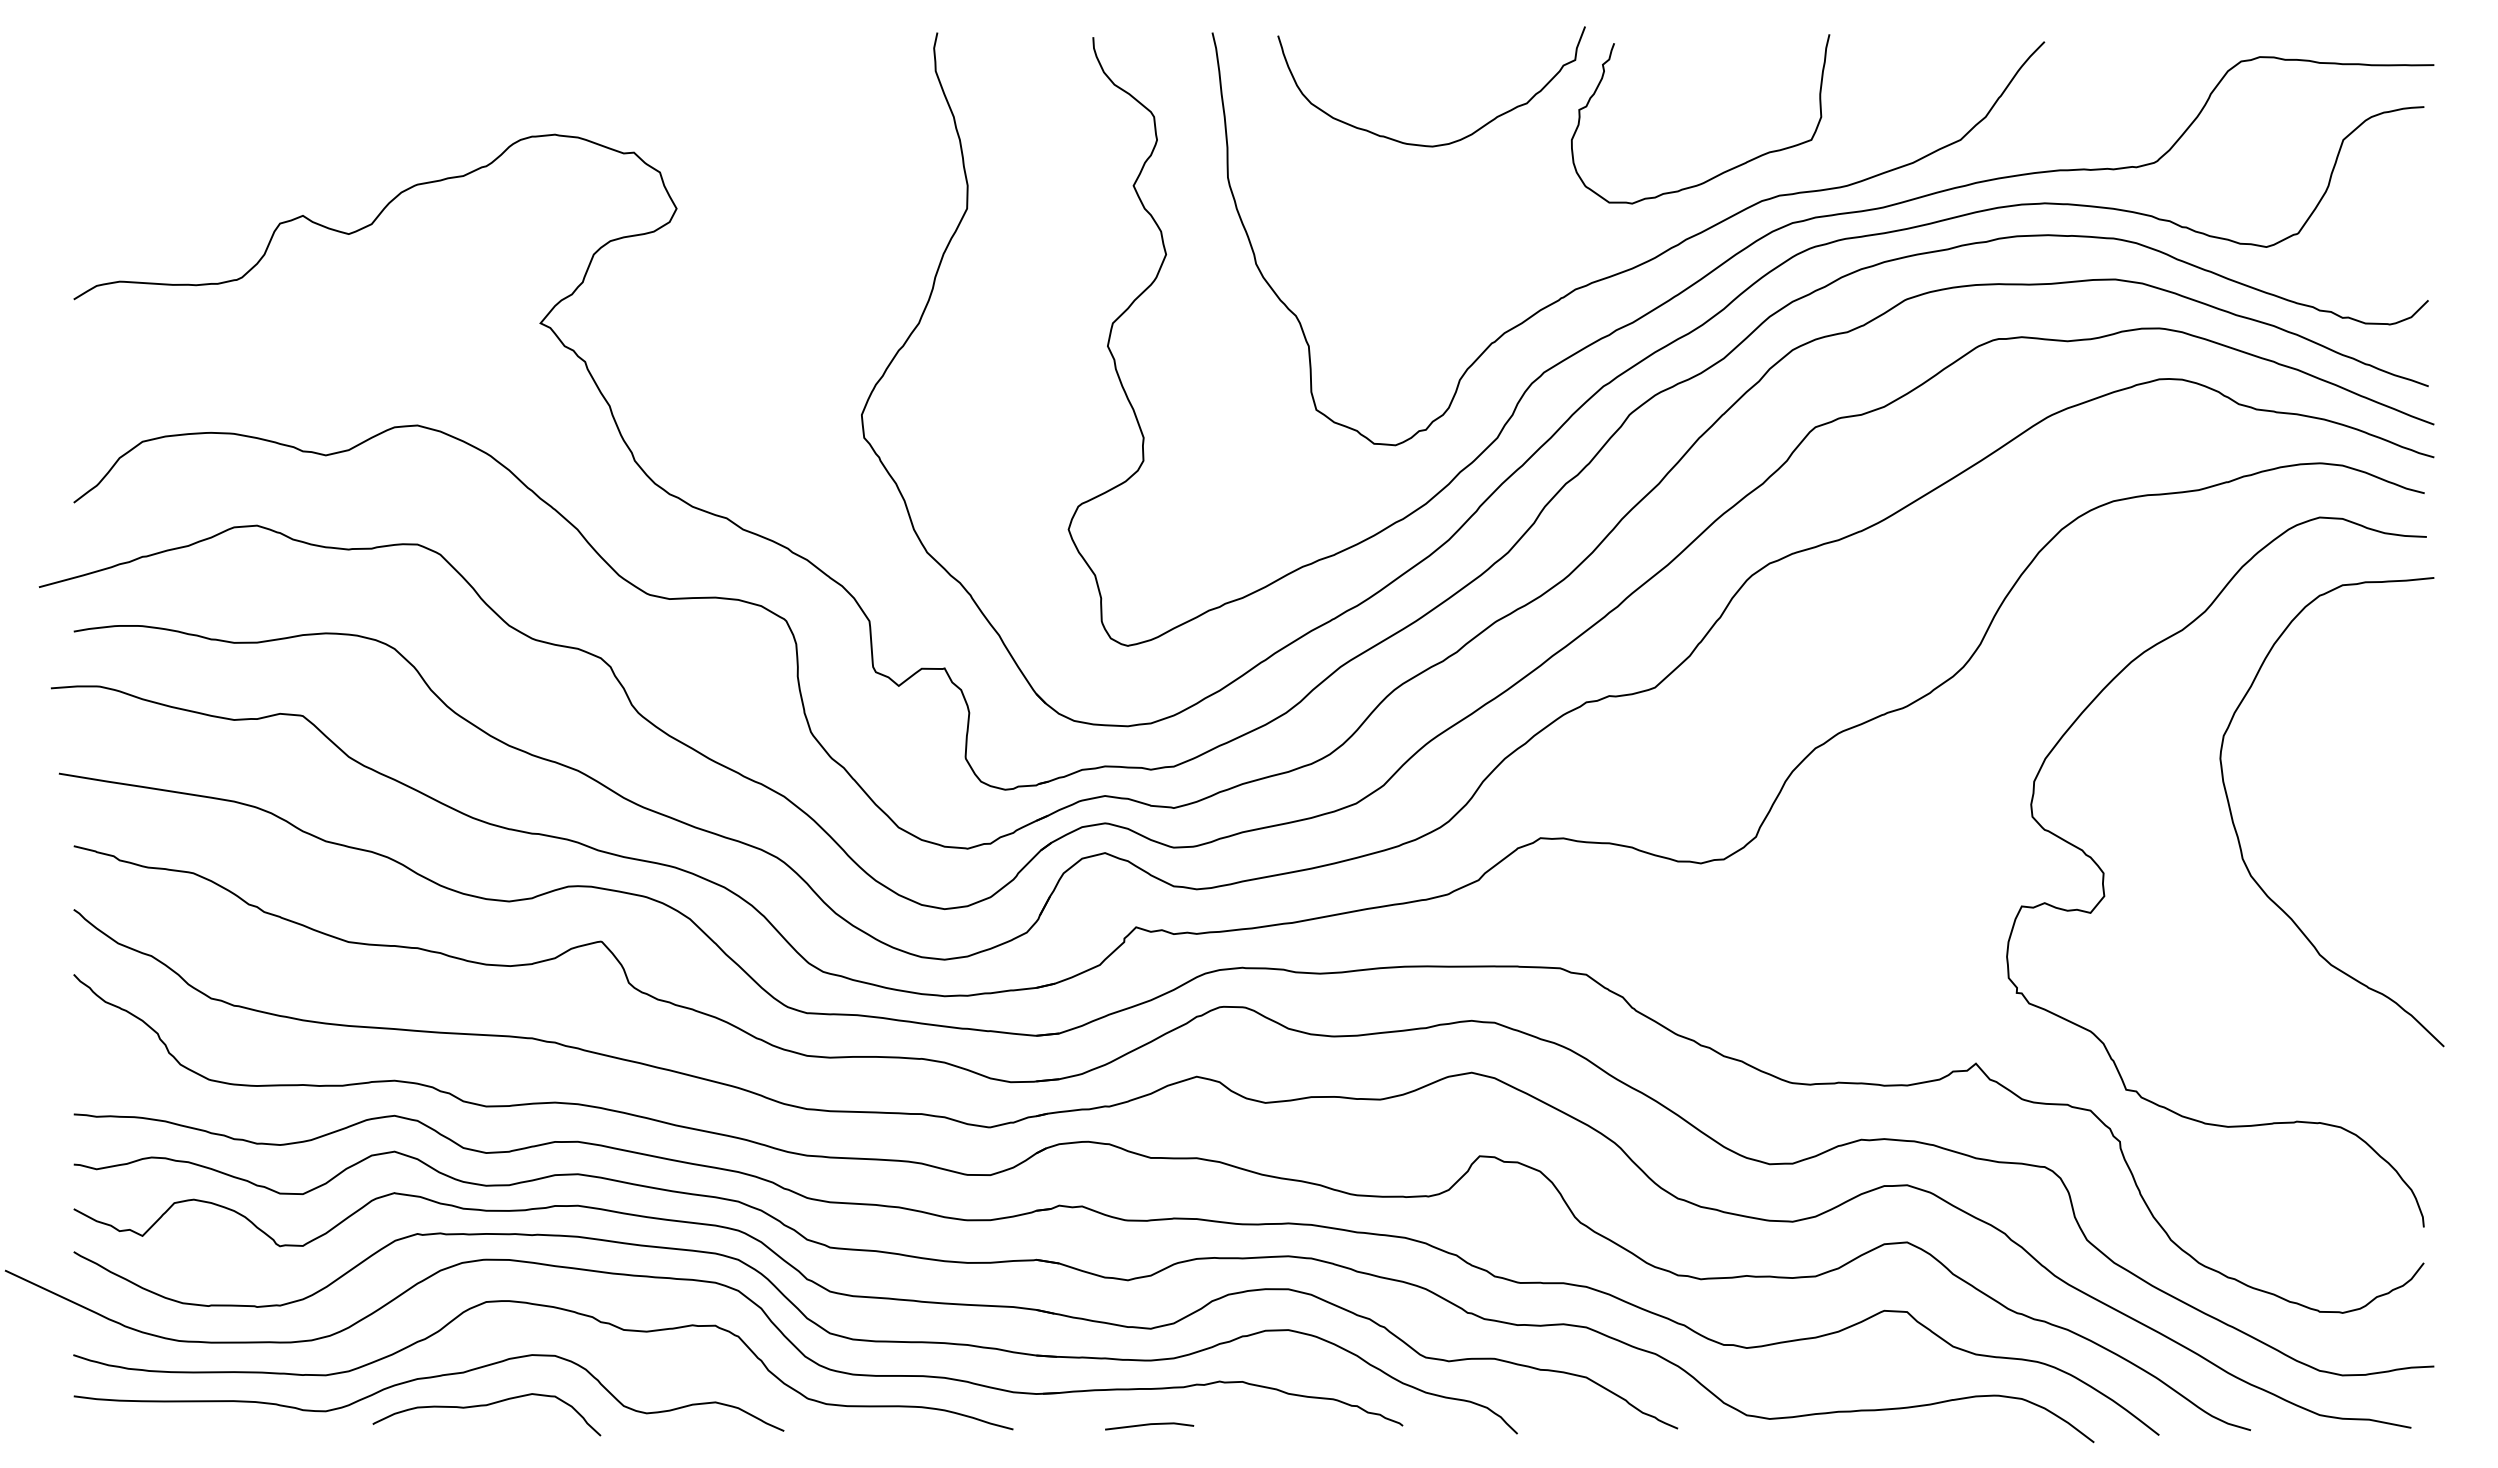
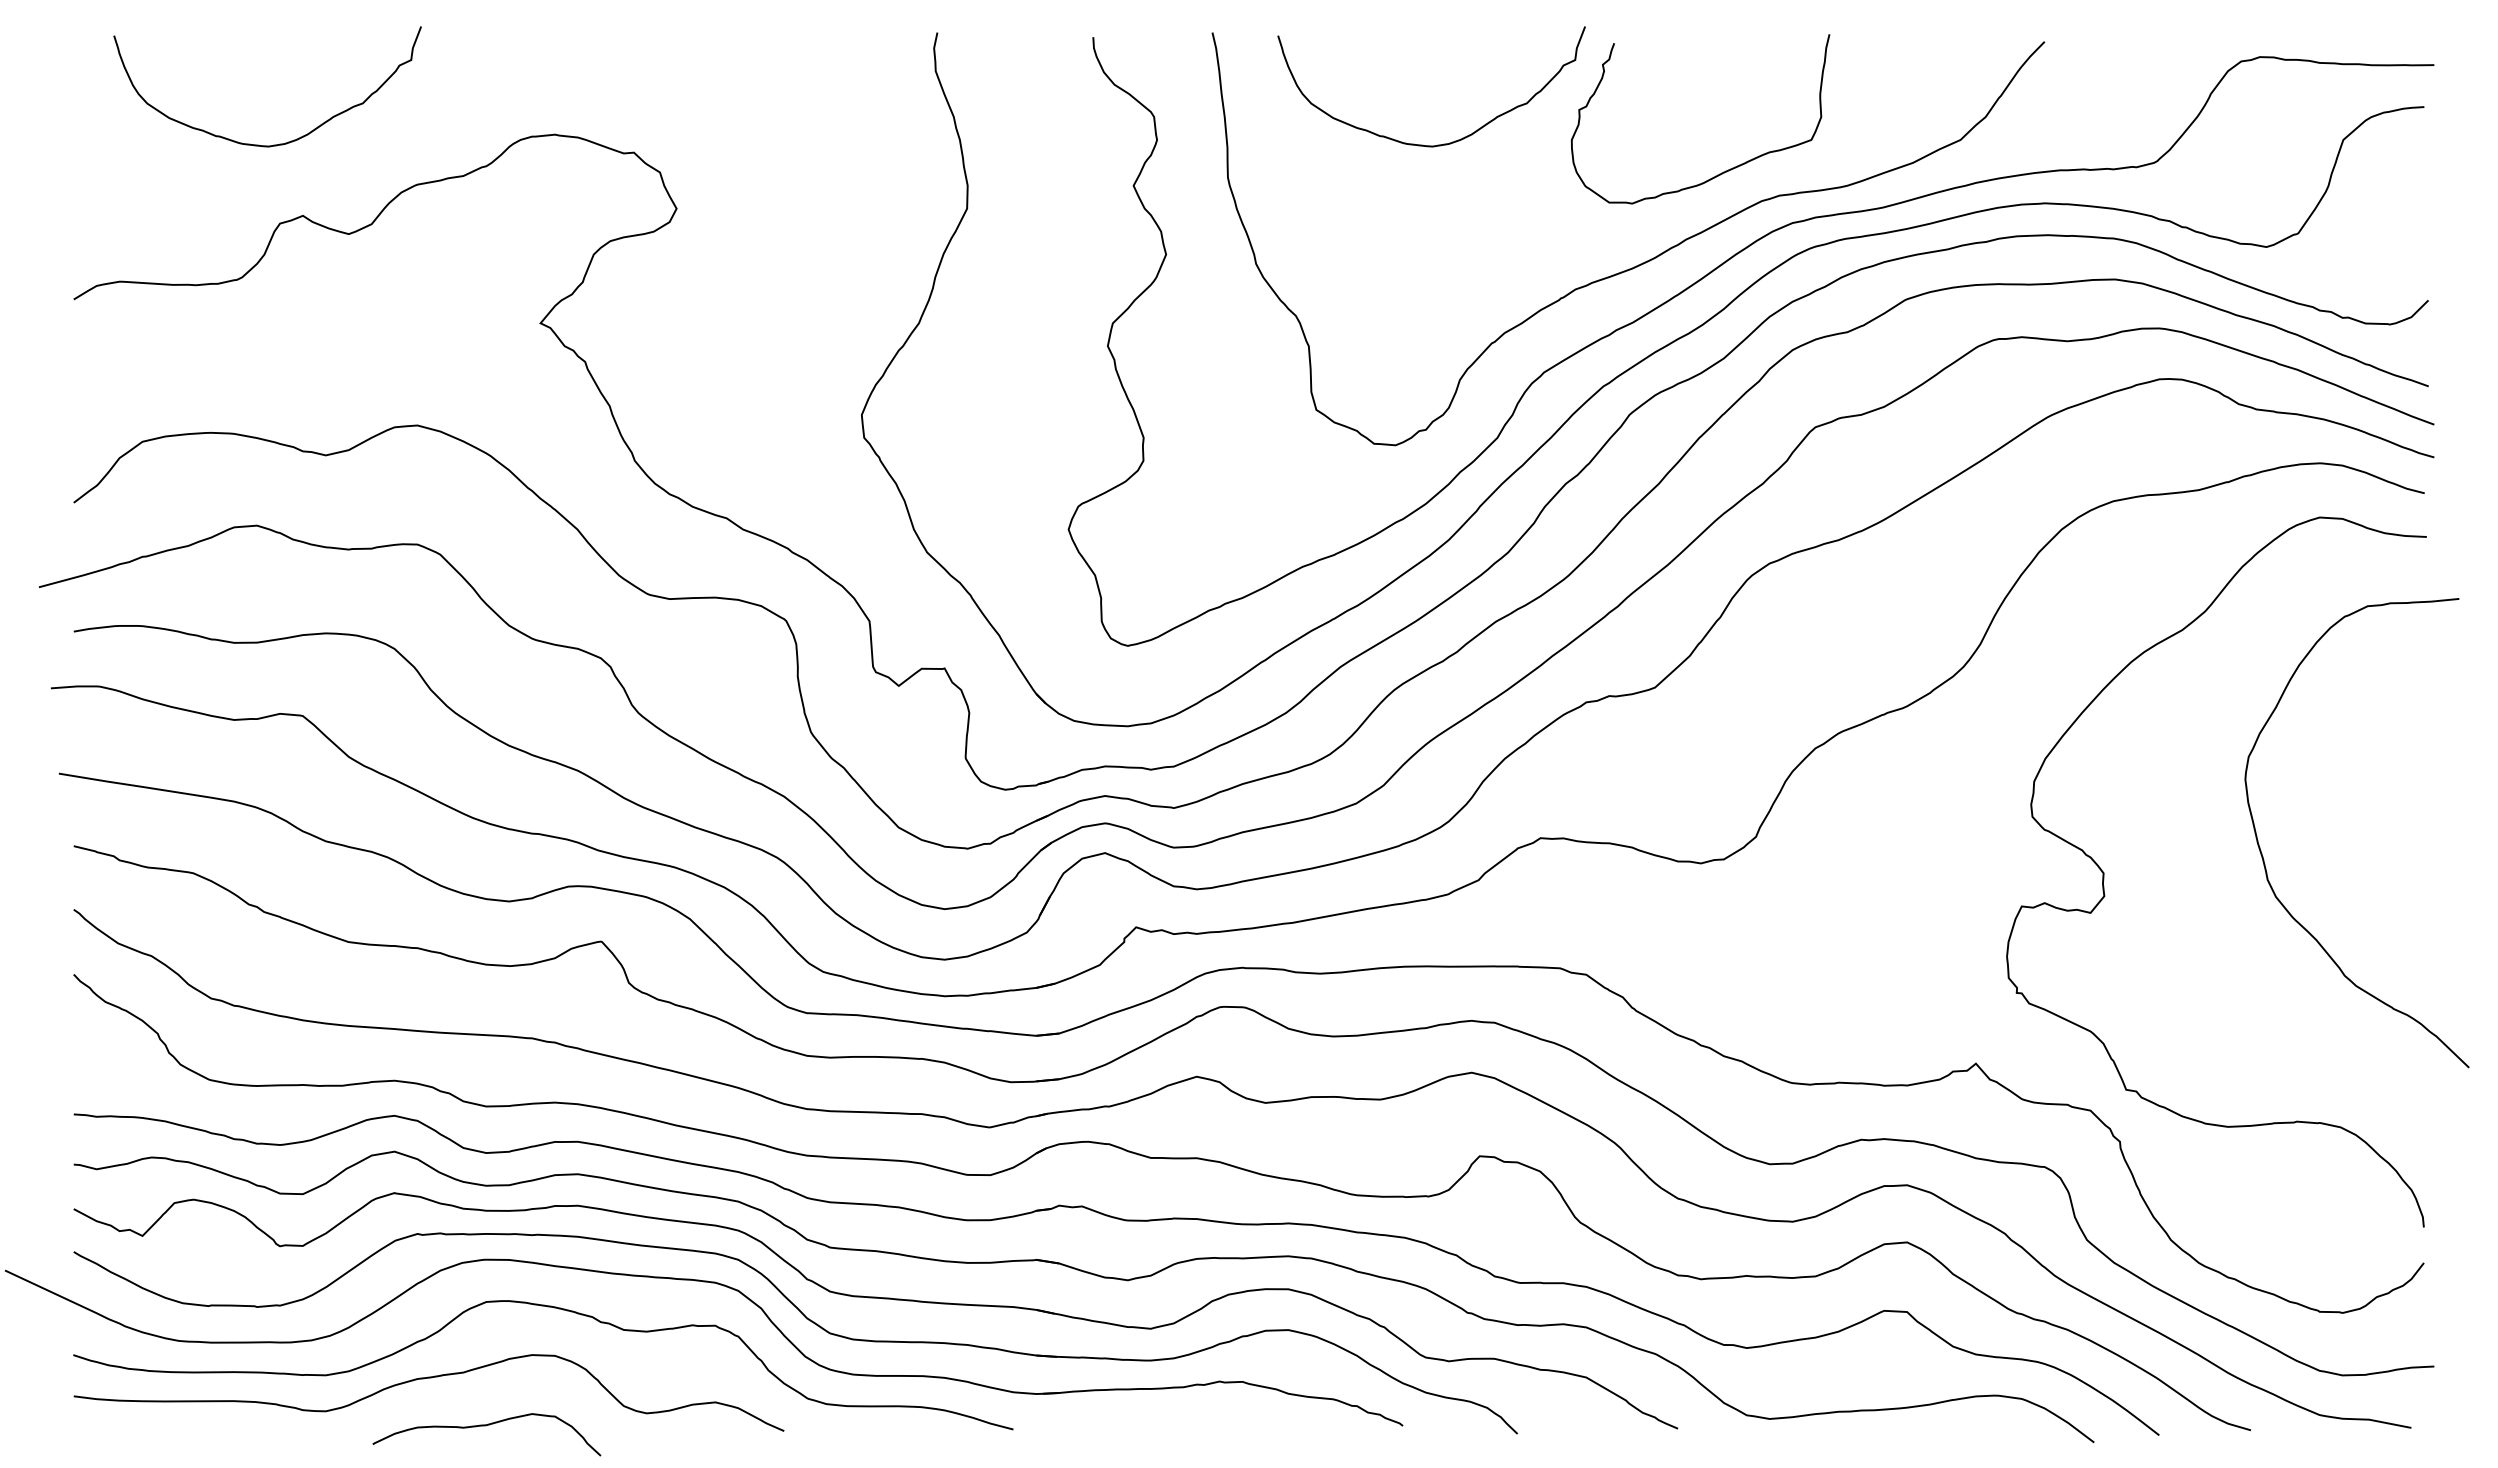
curve: none -> present (279, 143)
curve position: (2239, 838) -> (2264, 859) (2264, 859)
curve position: (486, 1406) -> (486, 1426) (486, 1426)
line: present -> none (1149, 1425)
